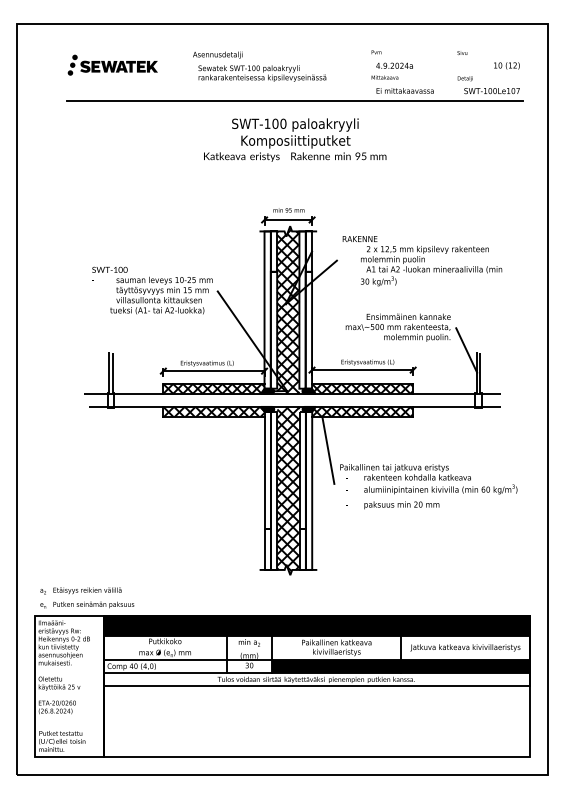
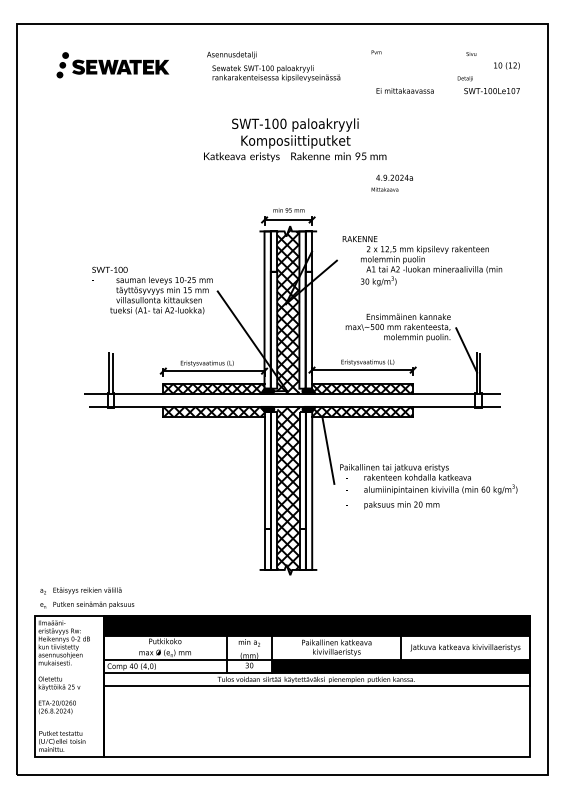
text position: (462, 52) -> (471, 53) (471, 53)
part size: 91x22 px -> 114x27 px (112, 65)
text position: (259, 66) -> (273, 66) (273, 66)
text position: (391, 70) -> (391, 182) (391, 182)
line: present -> none (294, 100)
